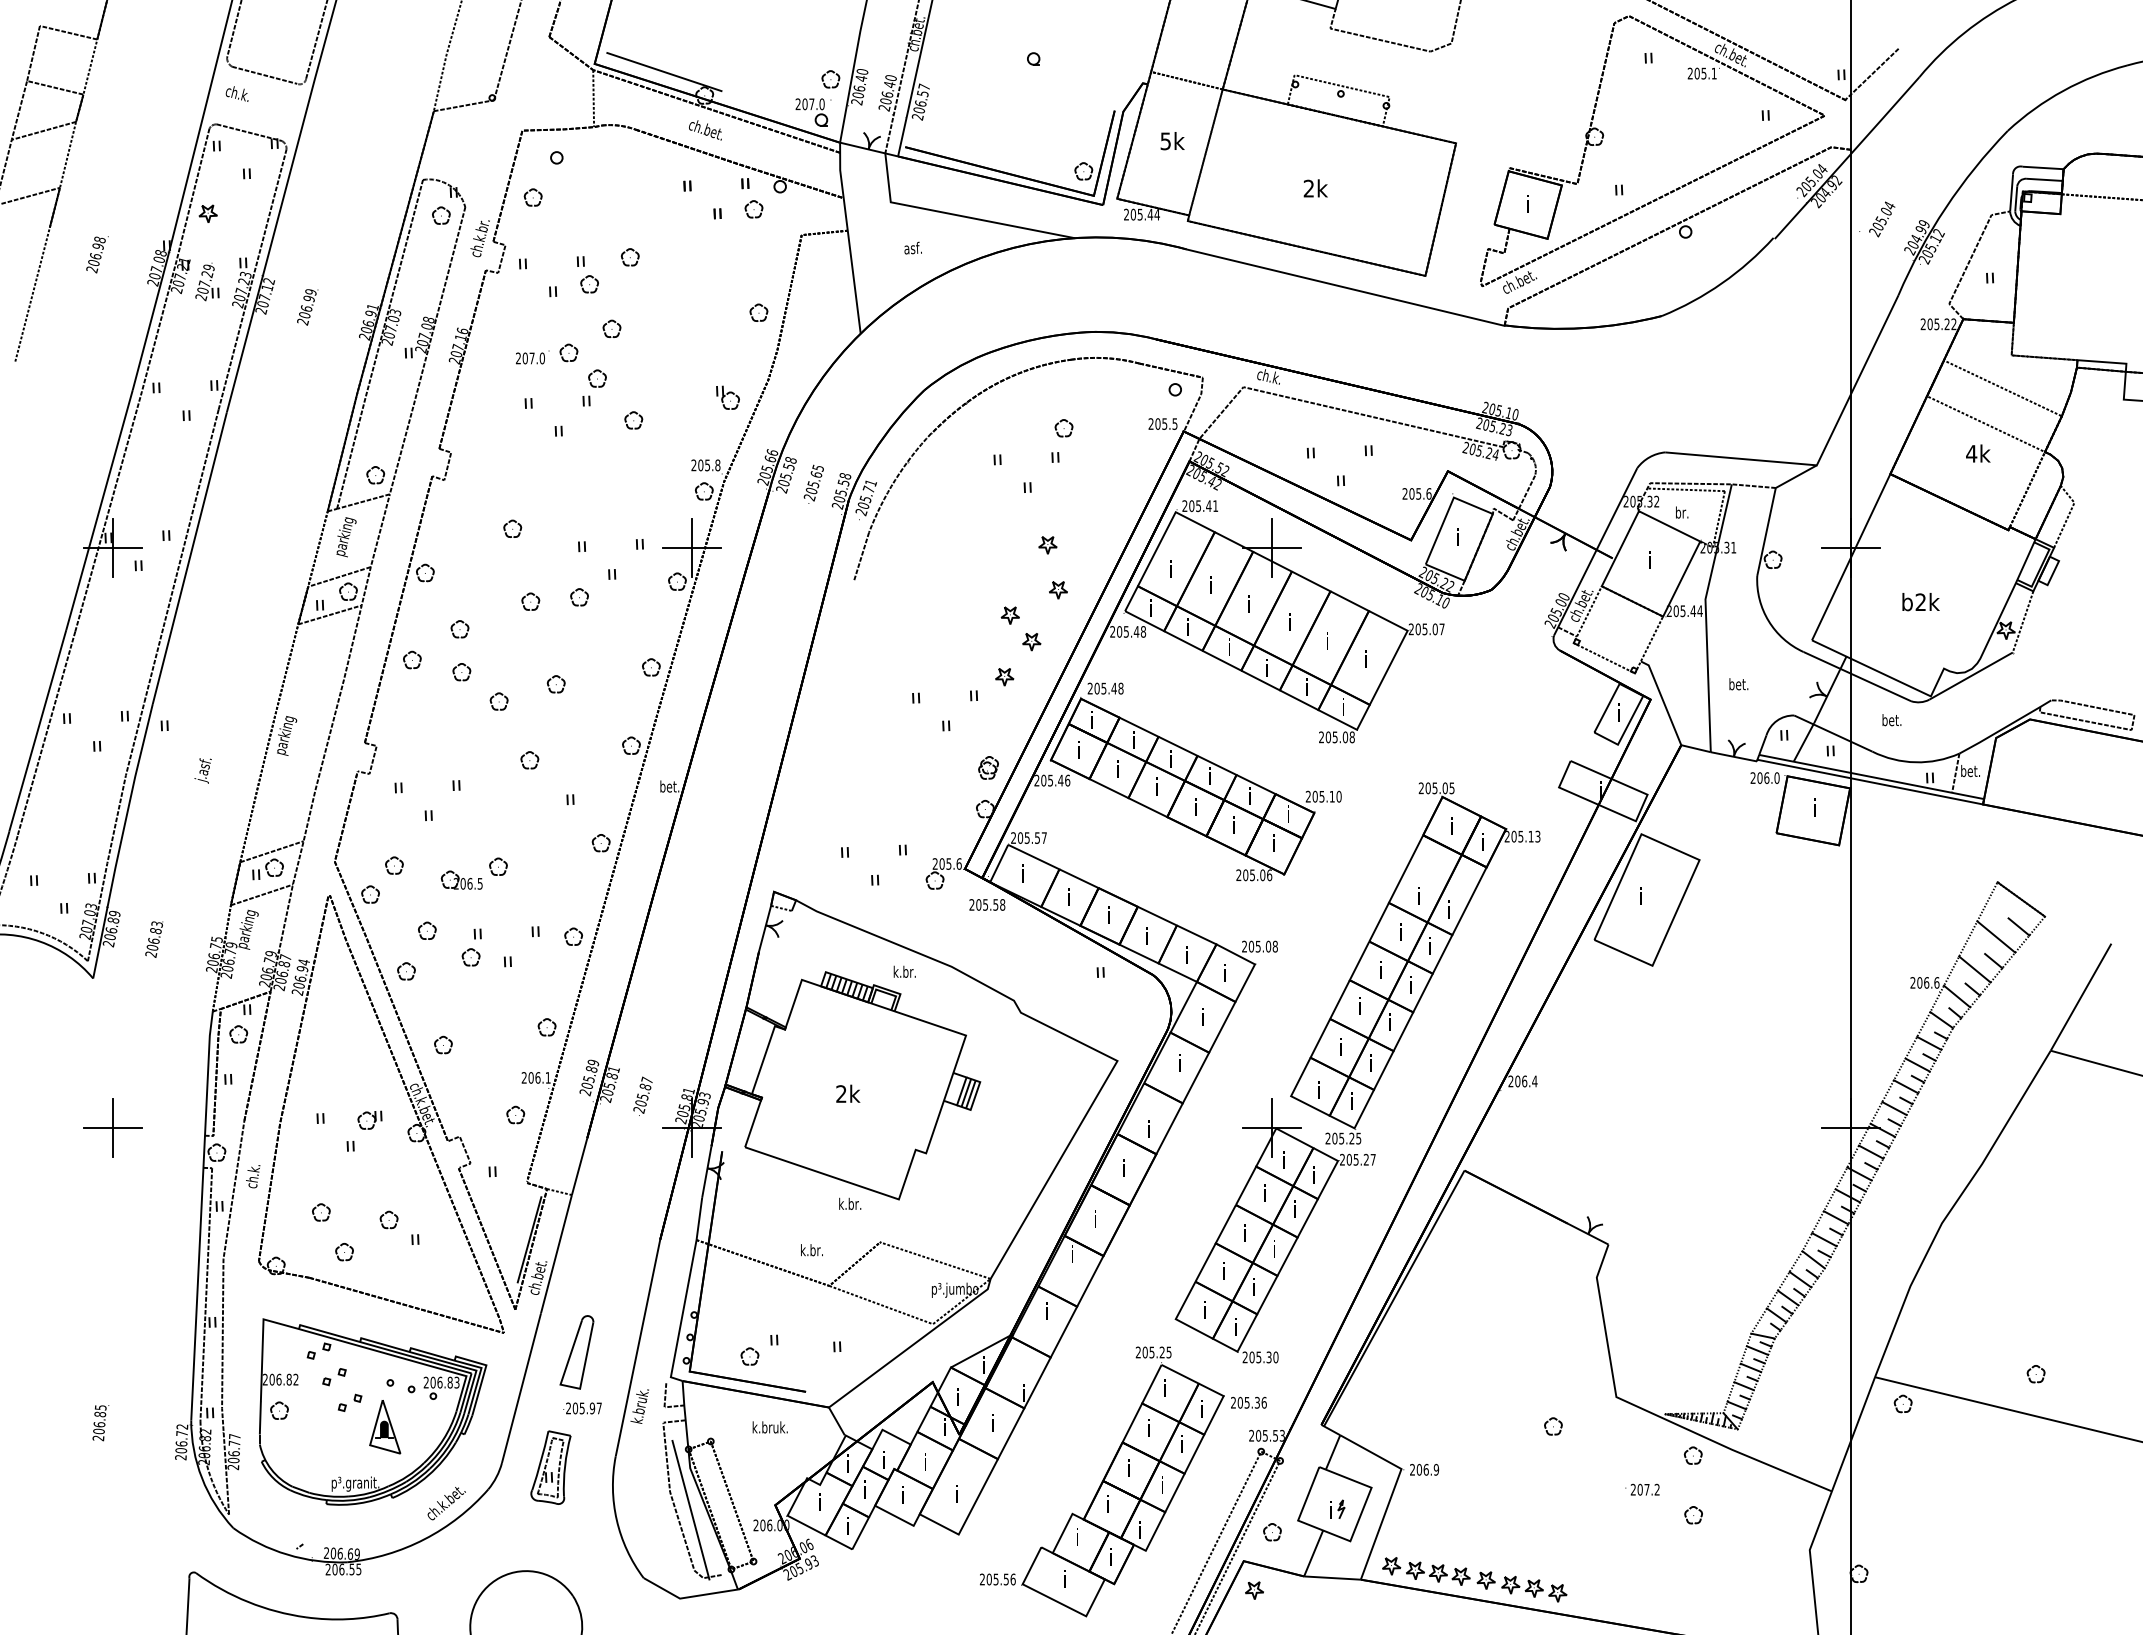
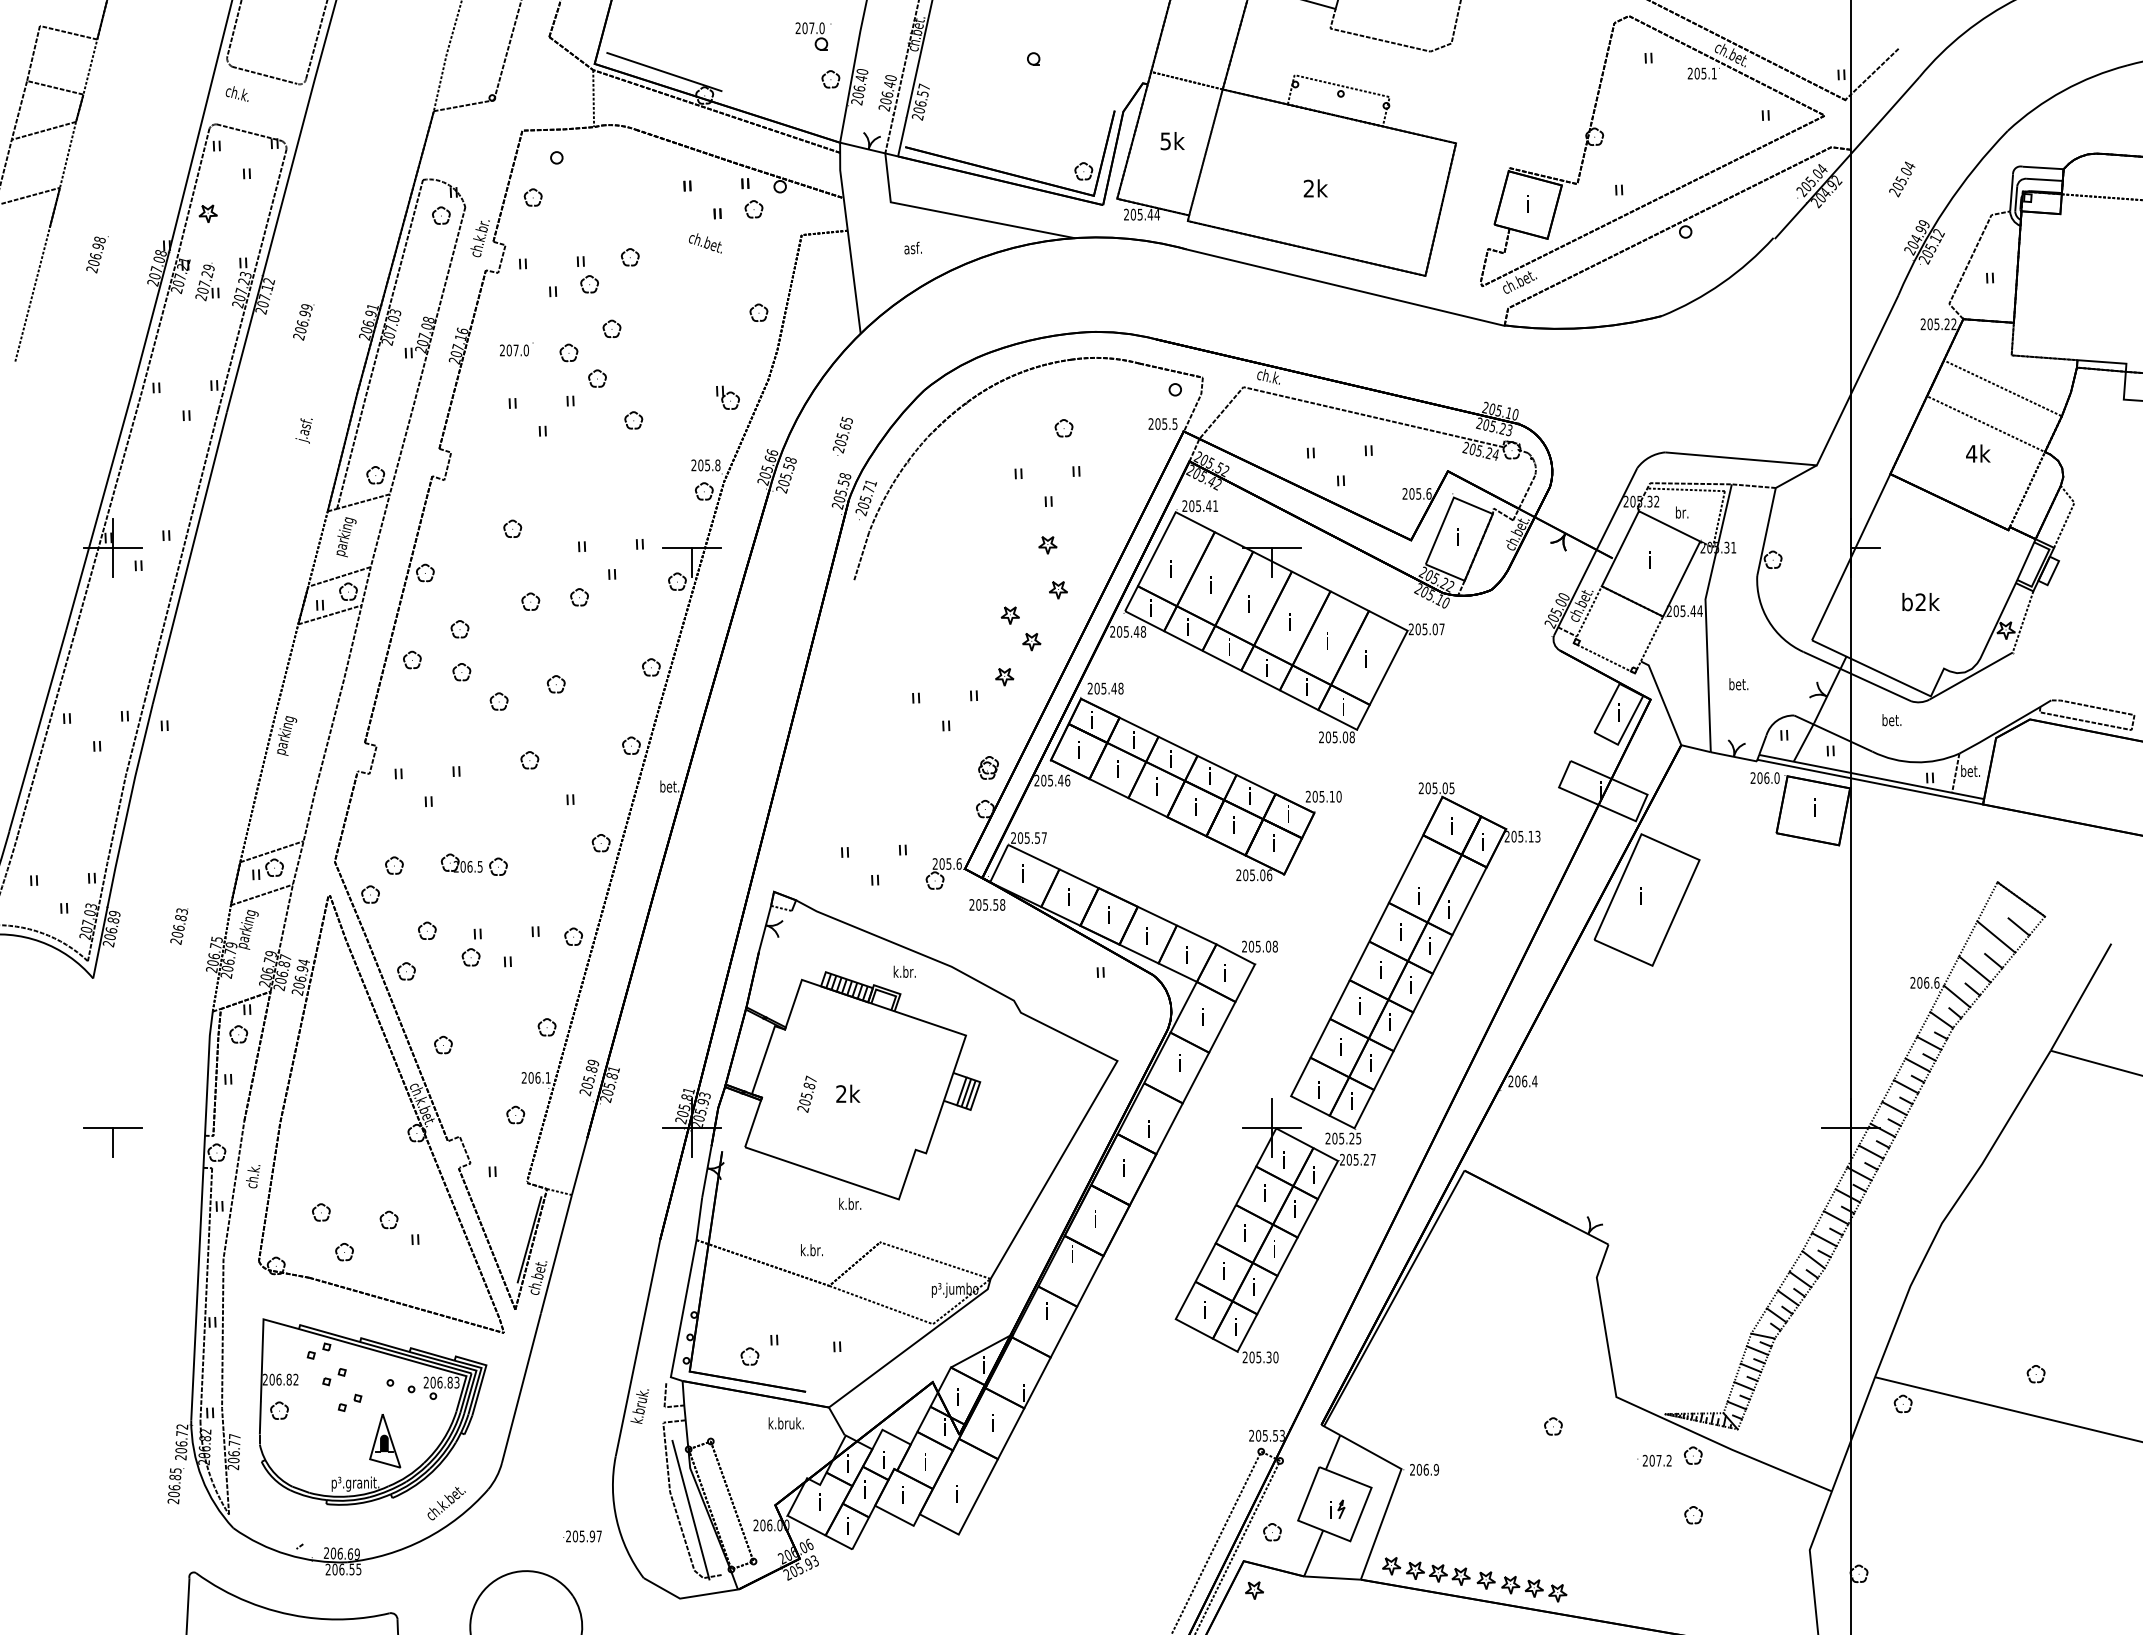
part position: (813, 112) -> (813, 36) (813, 36)
text position: (705, 130) -> (705, 243) (705, 243)
text position: (1877, 219) -> (1897, 179) (1897, 179)
text position: (307, 307) -> (303, 322) (303, 322)
text position: (532, 357) -> (516, 349) (516, 349)
part position: (561, 425) -> (545, 425) (545, 425)
part position: (1025, 482) -> (1046, 496) (1046, 496)
text position: (813, 483) -> (842, 435) (842, 435)
line: present -> none (692, 533)
line: present -> none (1271, 533)
line: present -> none (1835, 548)
text position: (202, 770) -> (303, 430) (303, 430)
part position: (426, 810) -> (426, 796) (426, 796)
part position: (461, 879) -> (461, 862) (461, 862)
text position: (154, 939) -> (179, 926) (179, 926)
text position: (642, 1095) -> (806, 1094) (806, 1094)
line: present -> none (113, 1112)
part: present -> none (359, 1126)
part: present -> none (576, 1352)
text position: (582, 1408) -> (582, 1536) (582, 1536)
text position: (100, 1423) -> (175, 1486) (175, 1486)
part position: (385, 1427) -> (385, 1441) (385, 1441)
text position: (769, 1427) -> (785, 1423) (785, 1423)
part: present -> none (550, 1467)
part: present -> none (1123, 1481)
text position: (1642, 1489) -> (1654, 1460) (1654, 1460)
